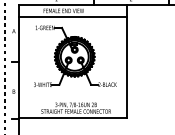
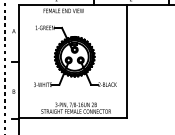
line: present -> none (73, 16)
